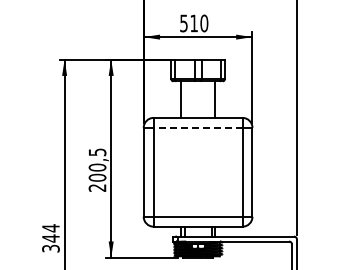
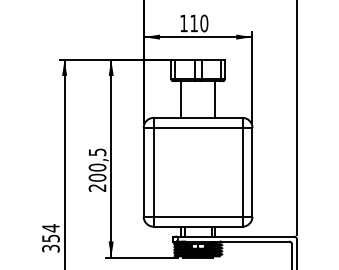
text: 510 -> 110 (183, 23)
line: dashed -> solid (197, 127)
text: 344 -> 354 (50, 238)
